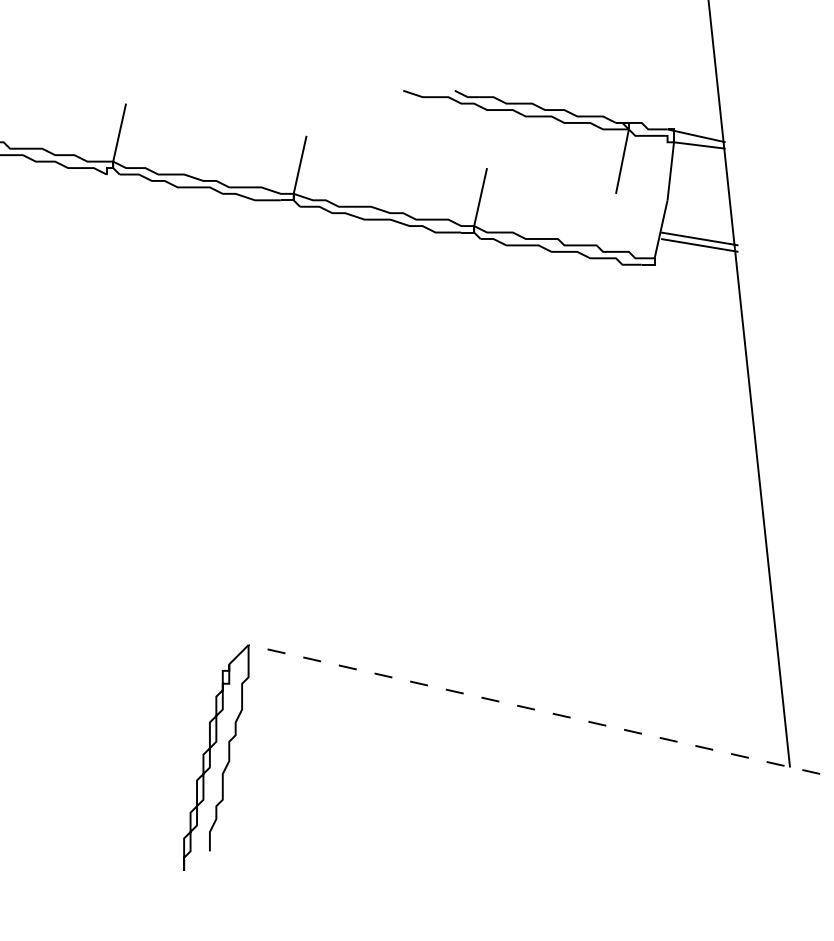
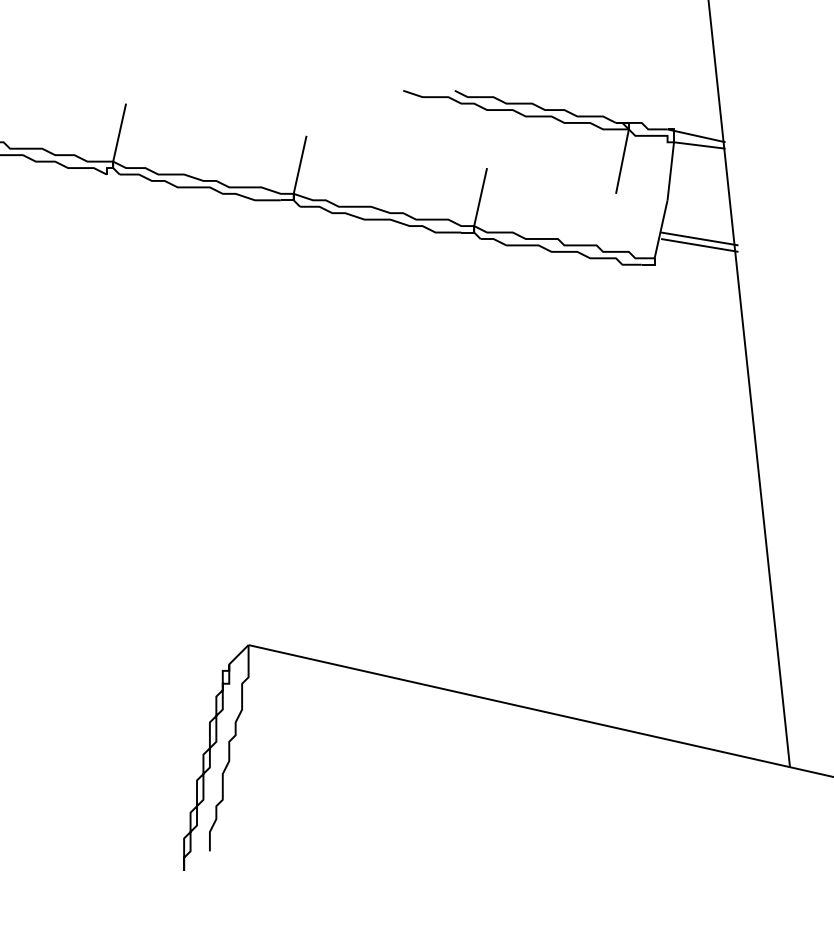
line: dashed -> solid (541, 711)
